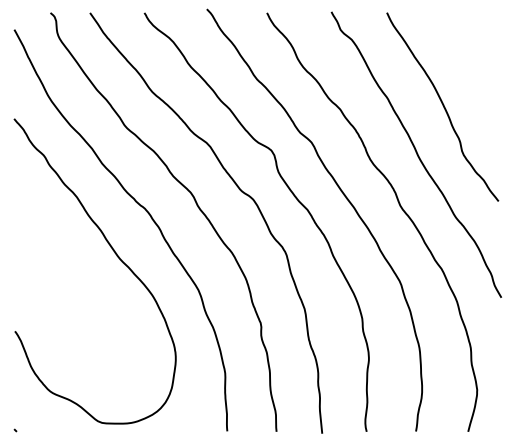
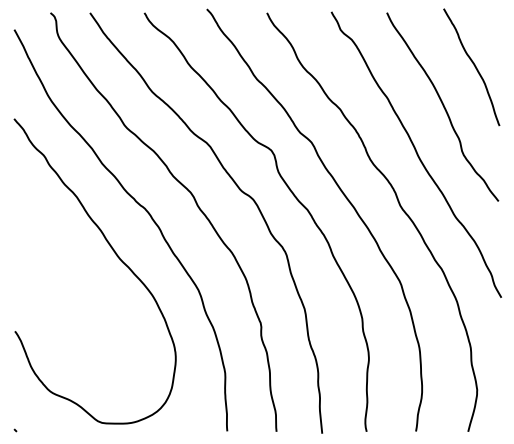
curve: none -> present (473, 65)
